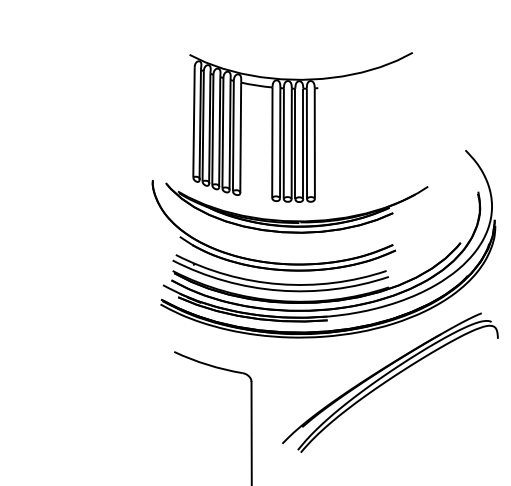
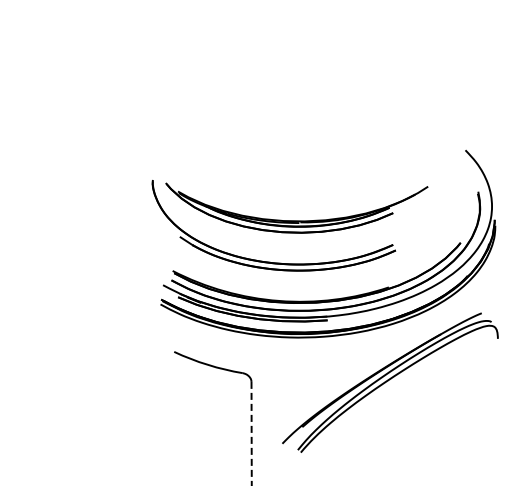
part: present -> none (300, 127)
part: present -> none (280, 283)
line: solid -> dashed (251, 433)
